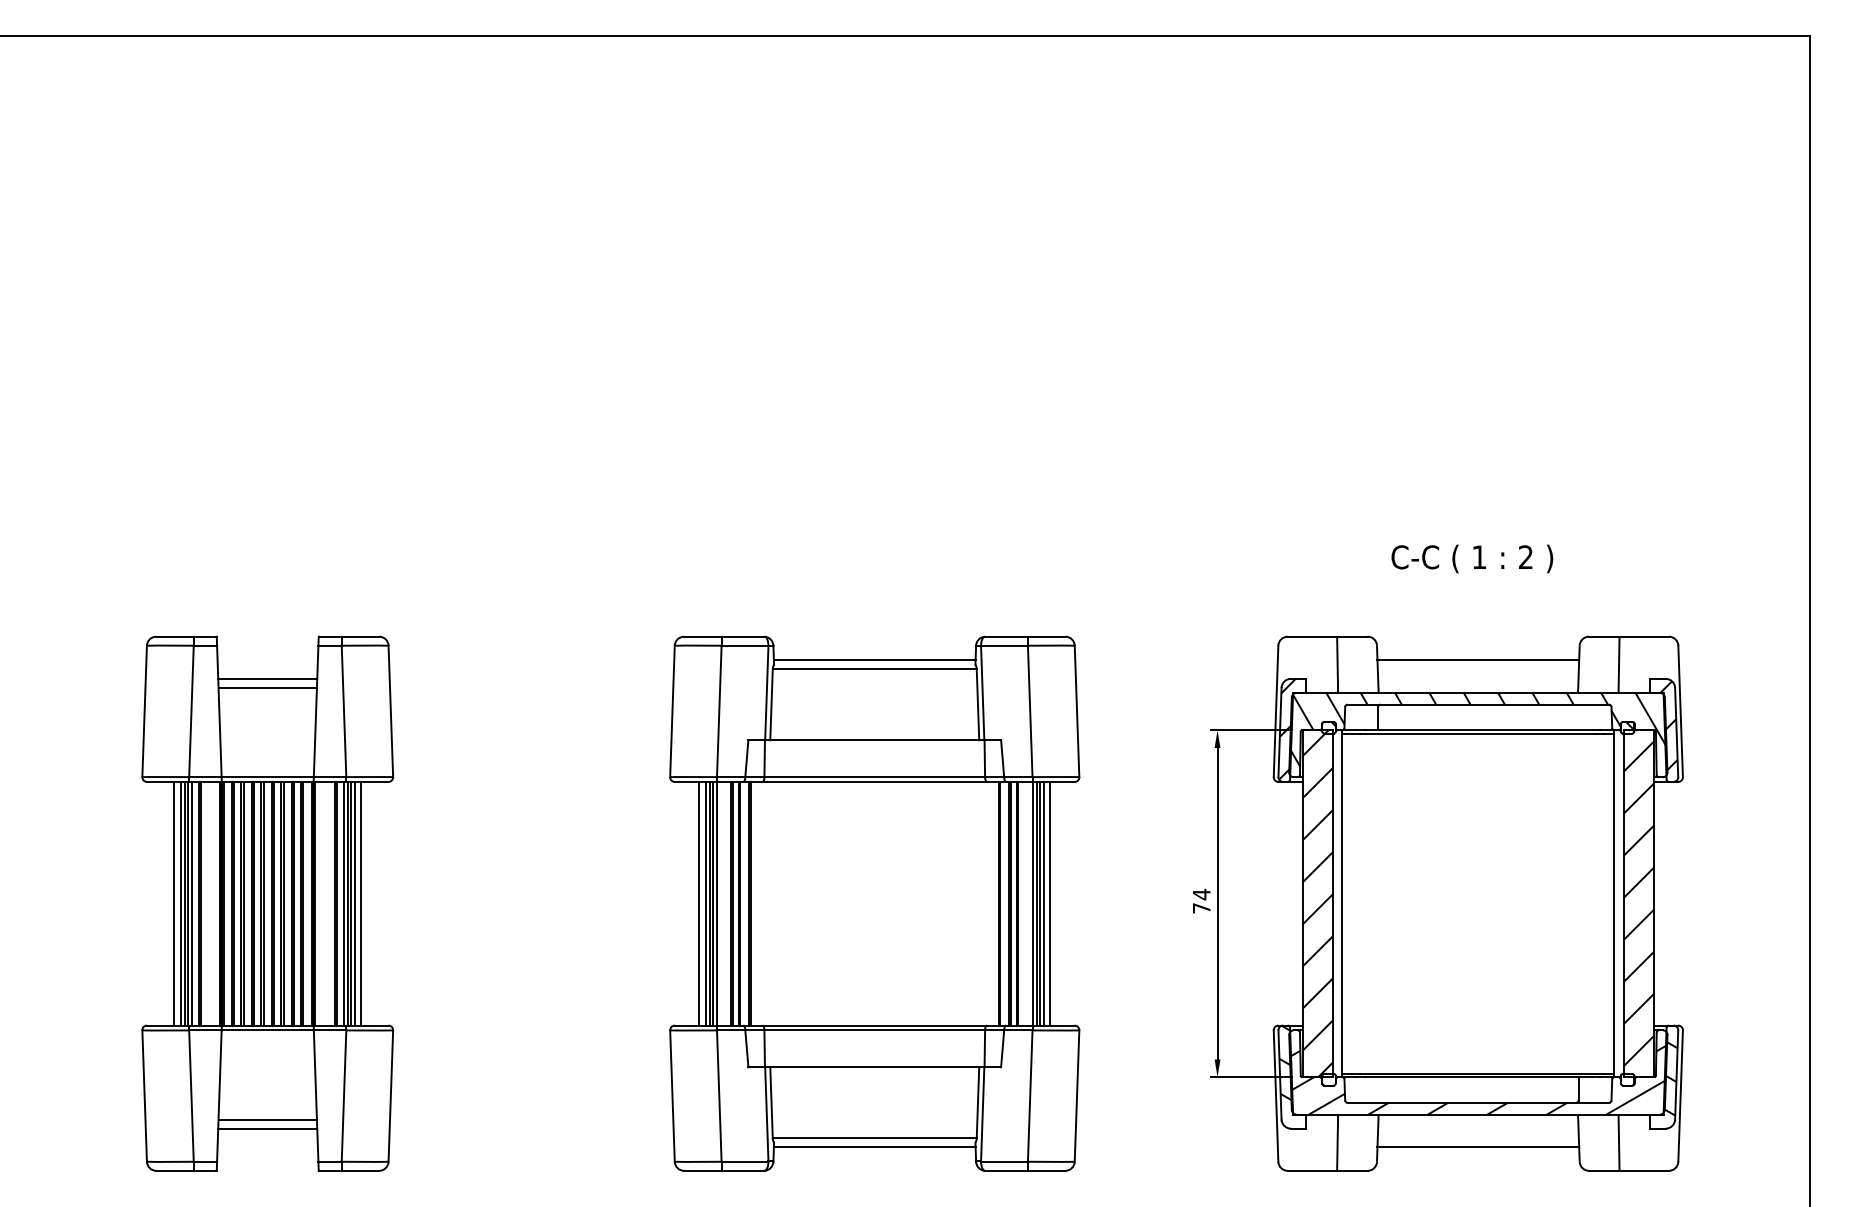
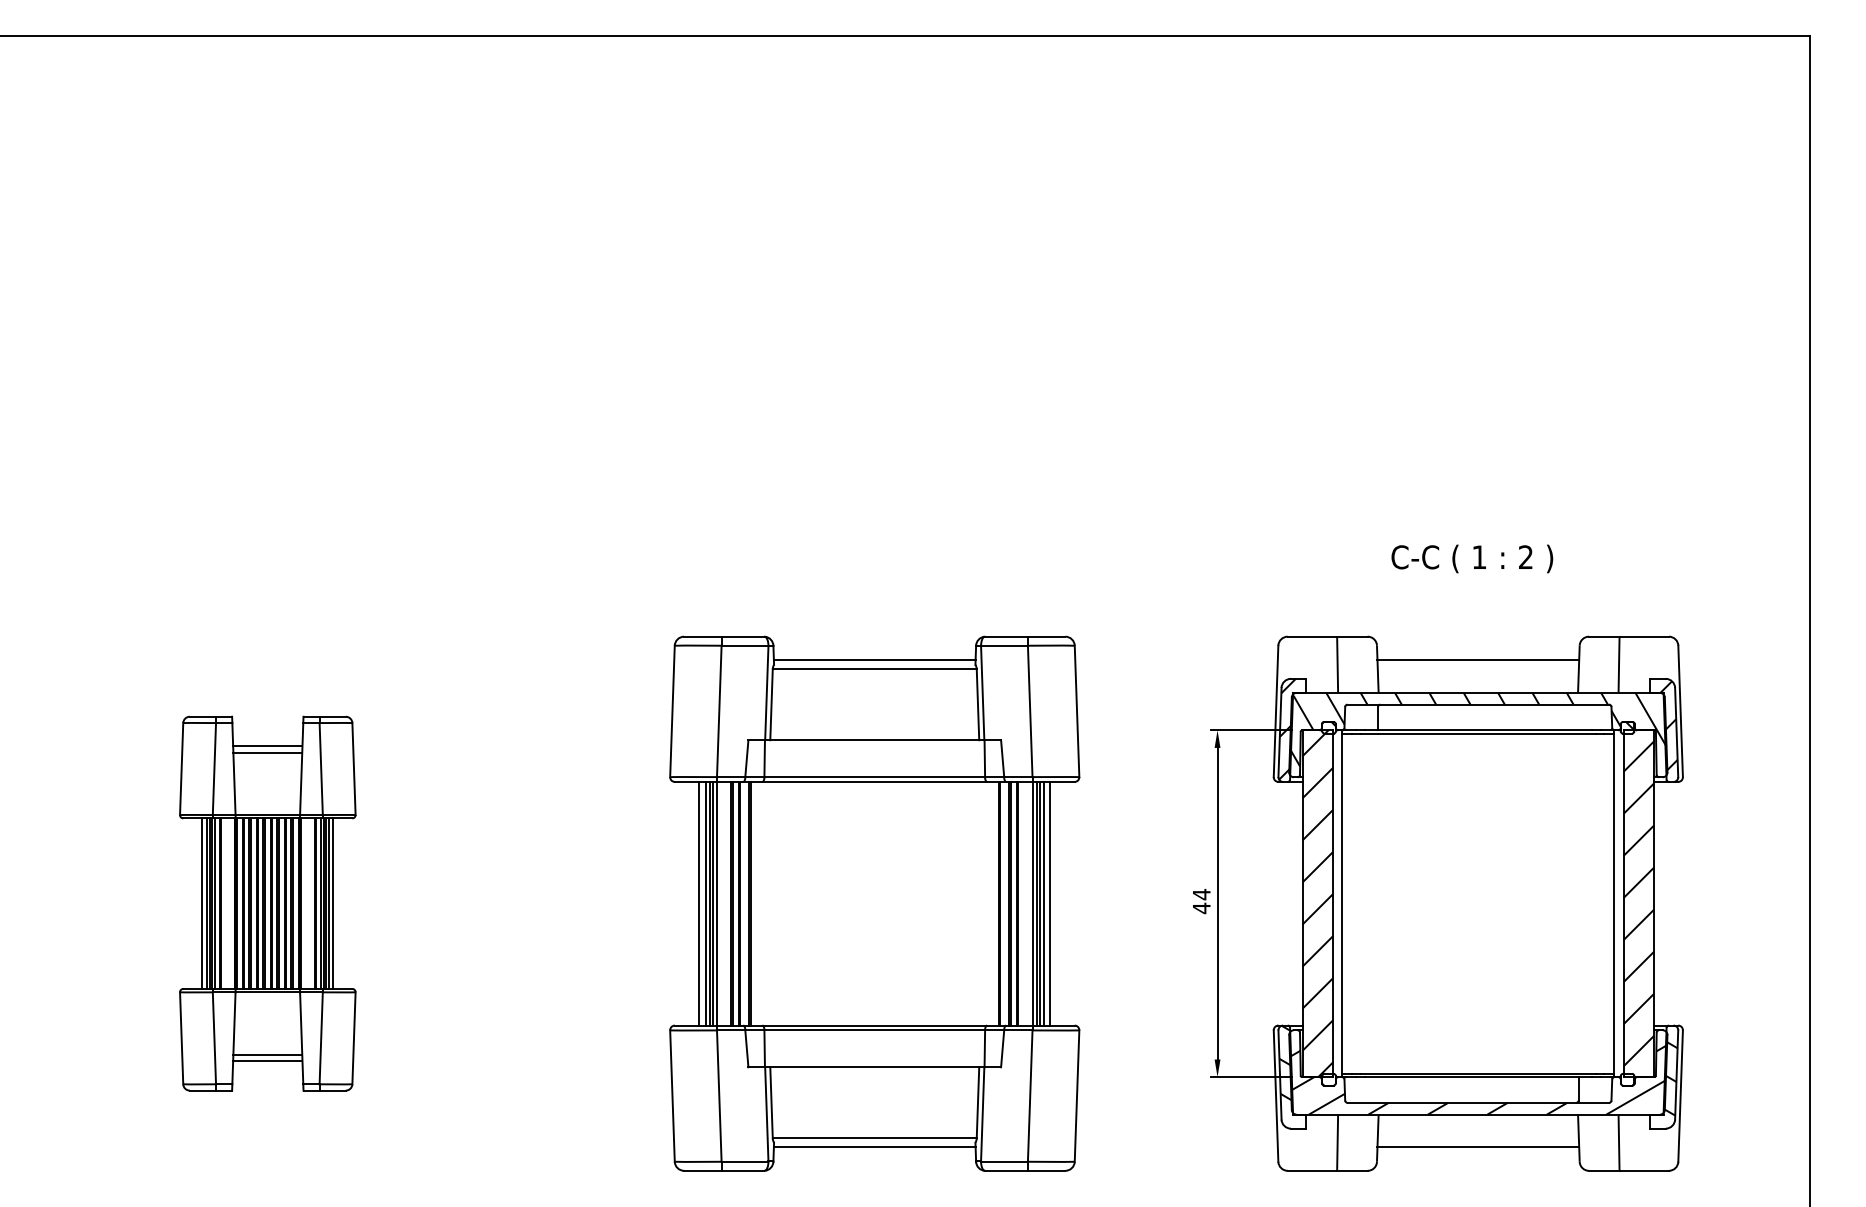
part size: 254x537 px -> 178x377 px (267, 903)
text: 74 -> 44 (1201, 908)
